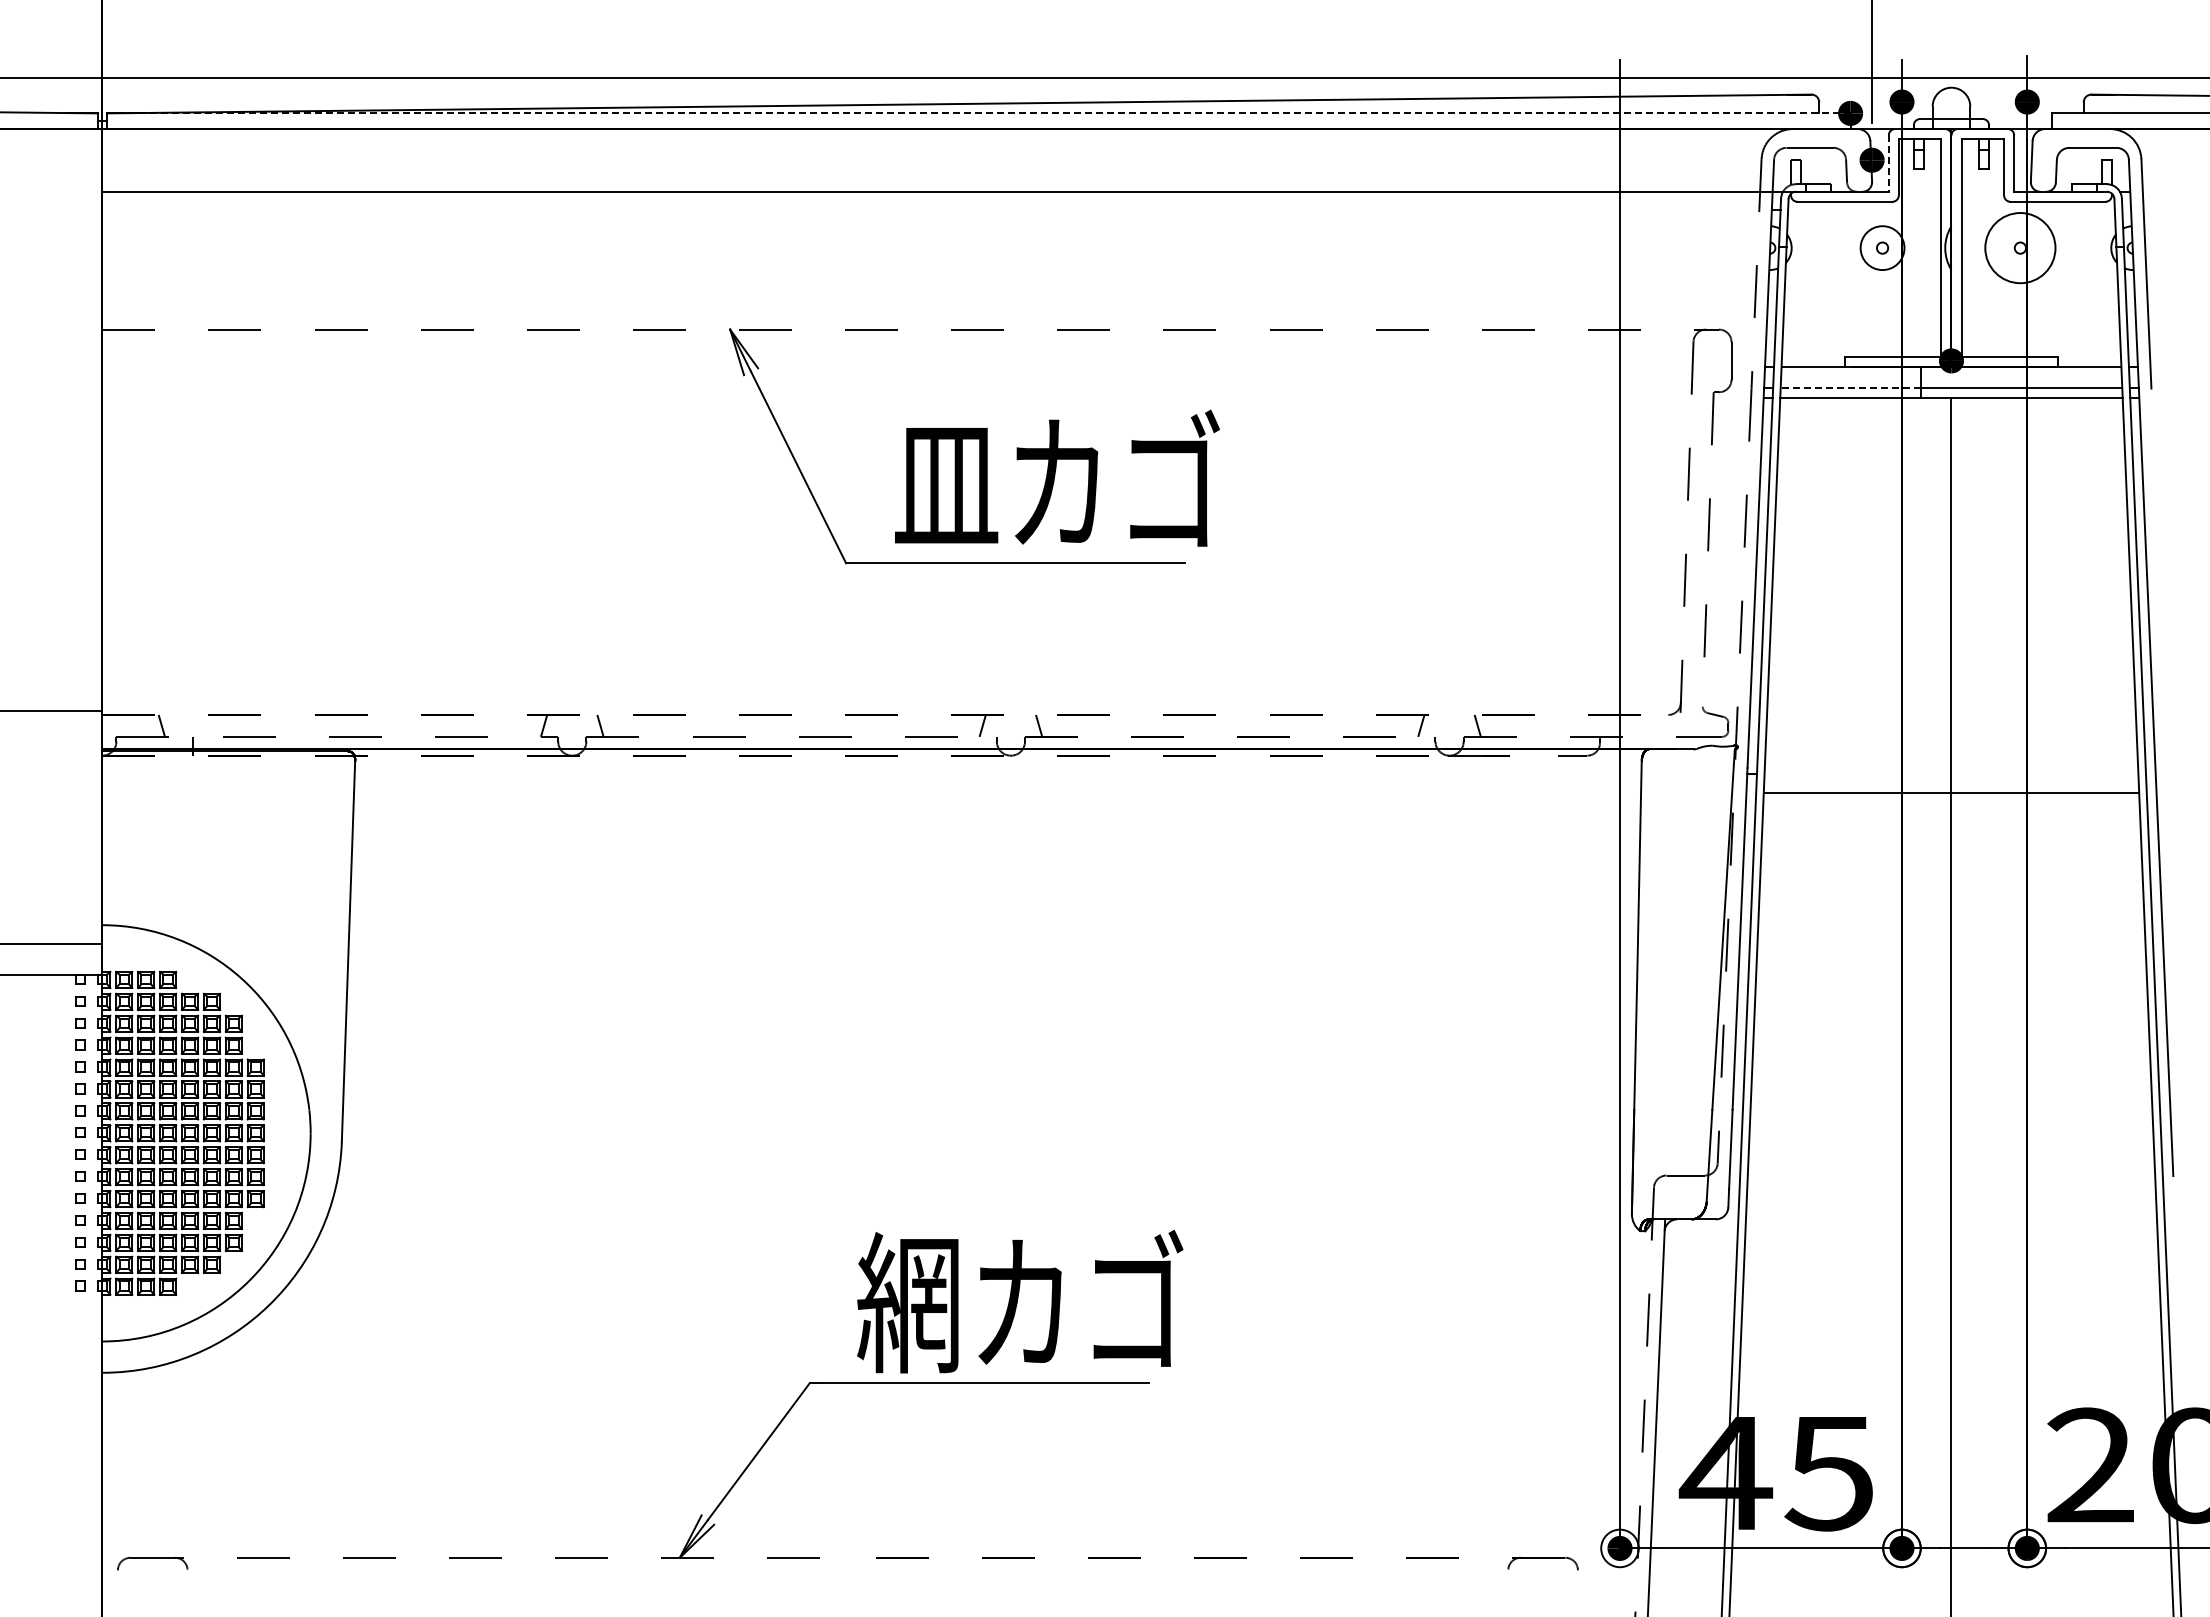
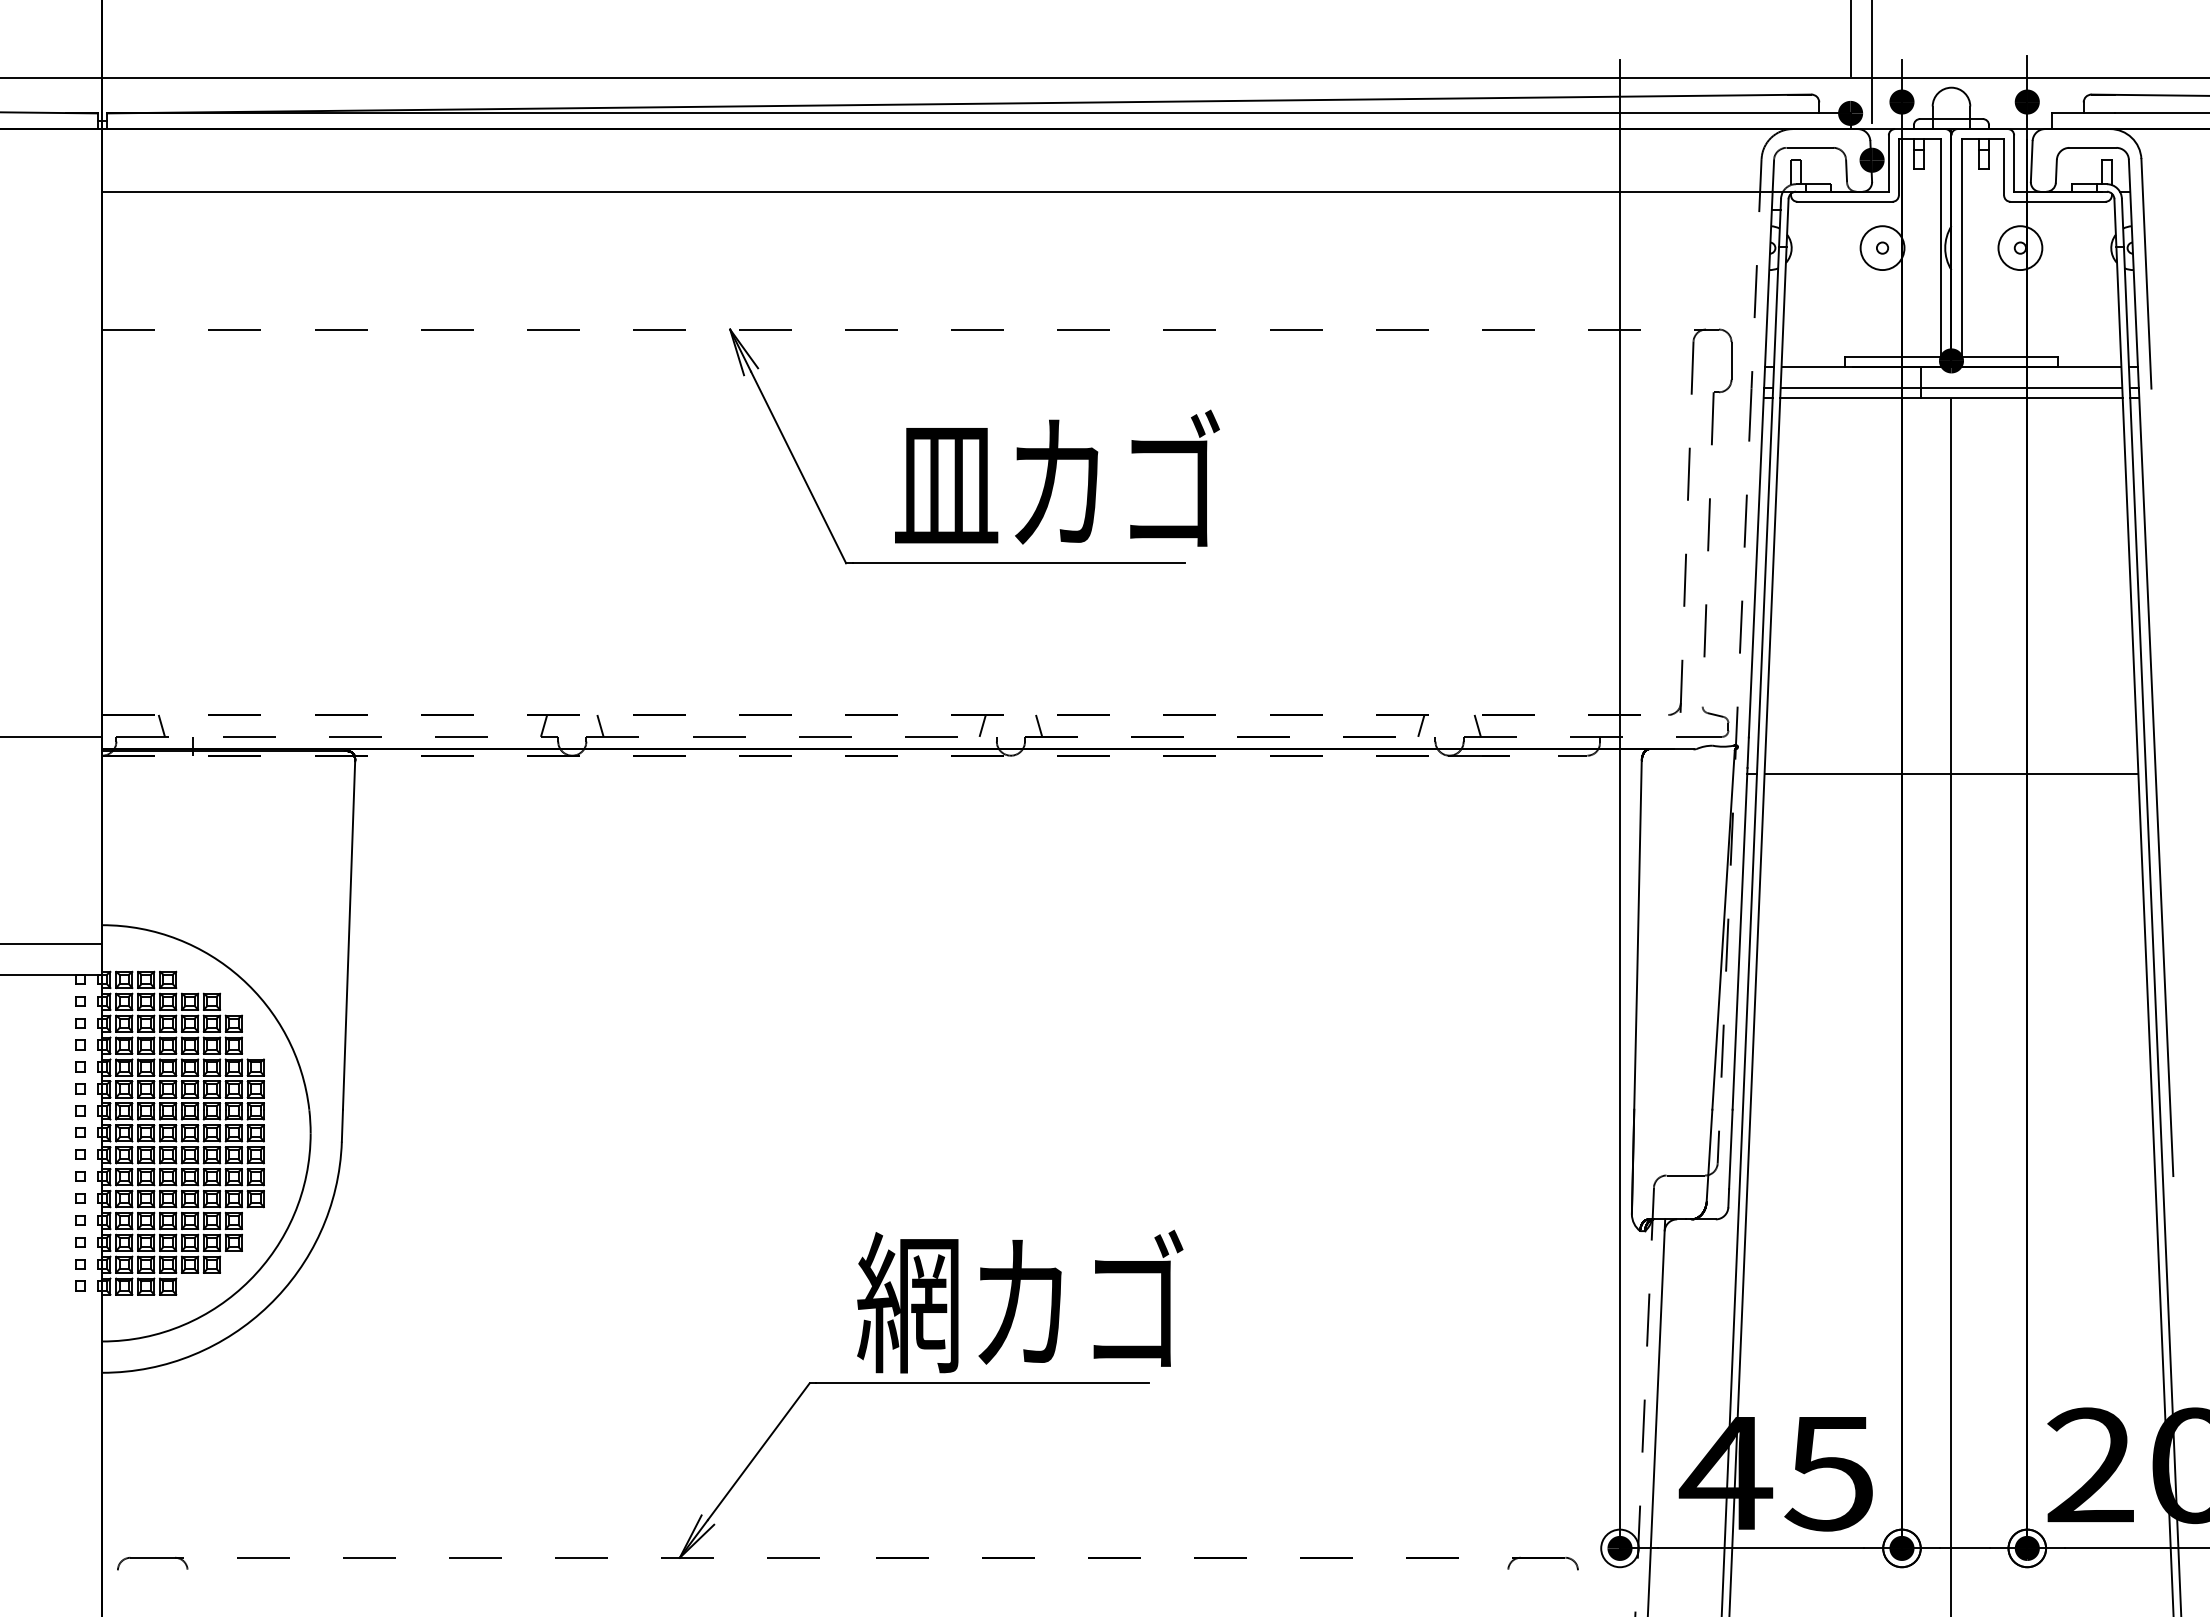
line: none -> present (1850, 38)
line: dashed -> solid (978, 113)
line: dashed -> solid (1888, 164)
circle diameter: 70 px -> 44 px (2020, 248)
line: dashed -> solid (1850, 388)
line position: (52, 710) -> (52, 736) (52, 736)
line position: (1951, 792) -> (1951, 773) (1951, 773)
